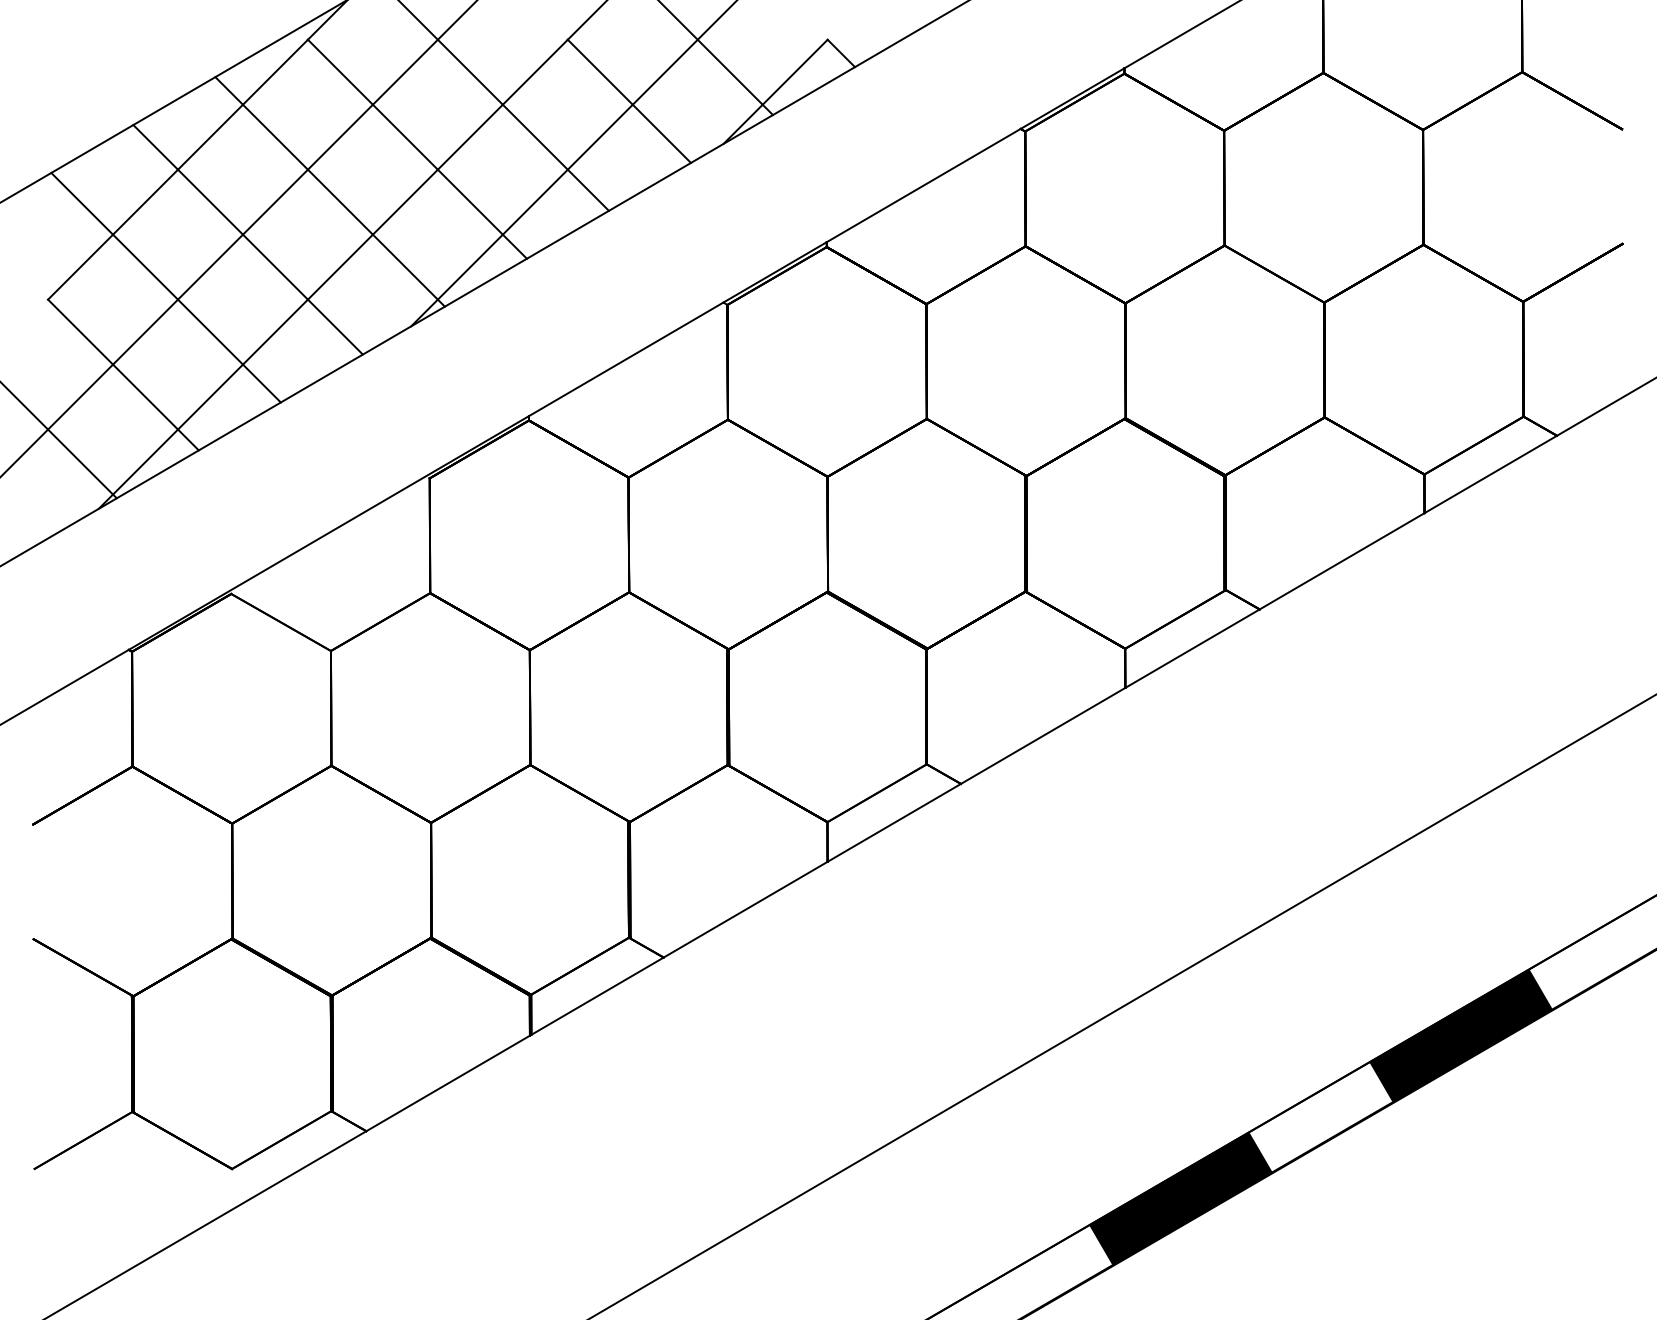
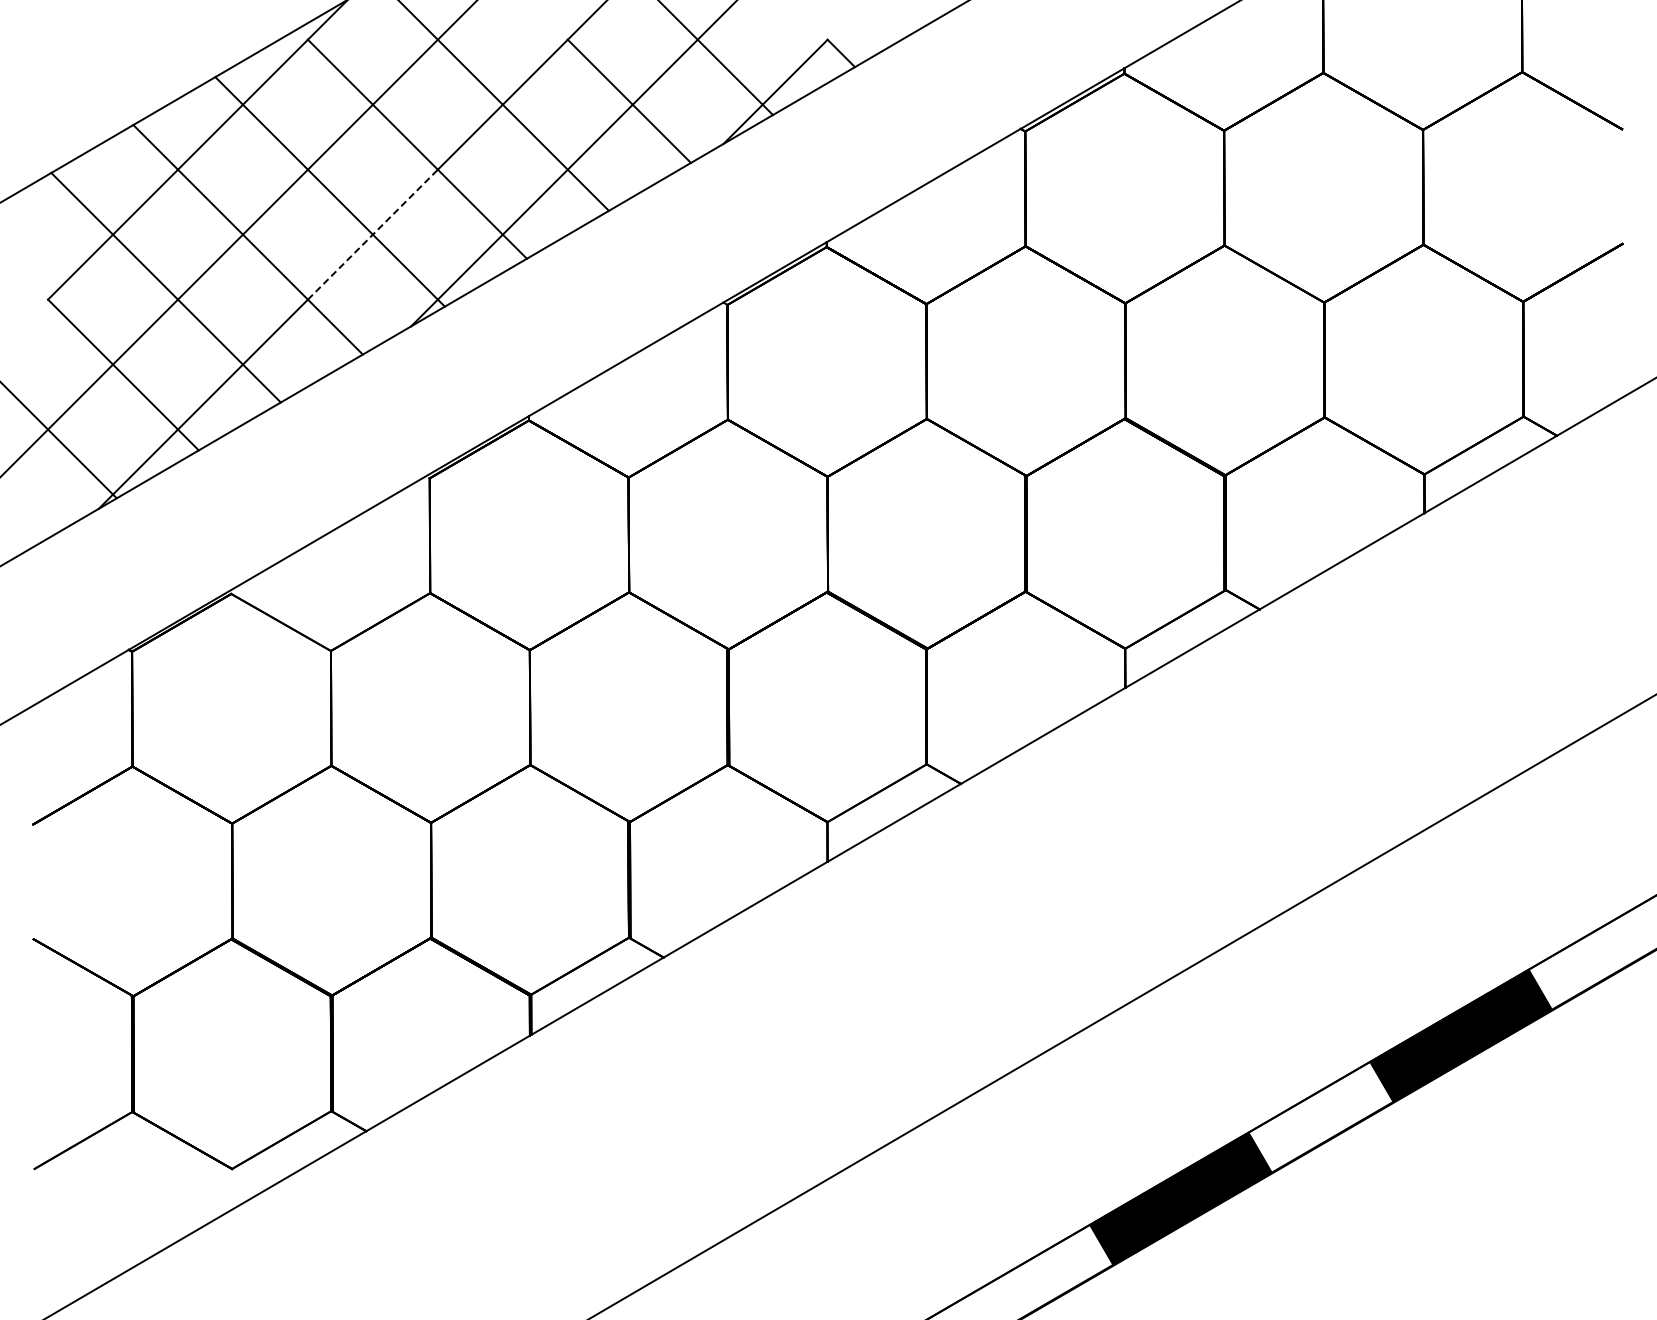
line: solid -> dashed (372, 234)
